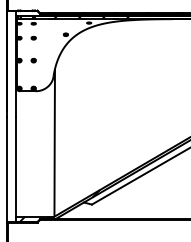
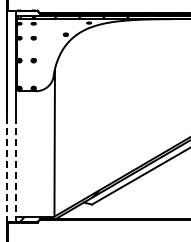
line: solid -> dashed (15, 167)
line: solid -> dashed (6, 169)
